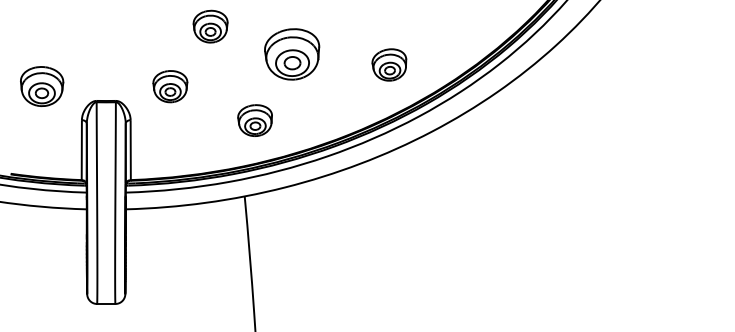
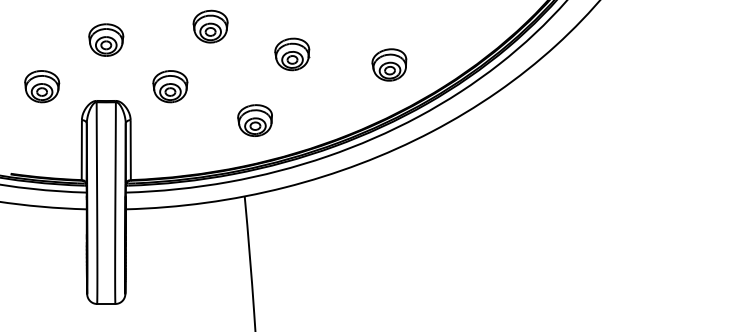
part: none -> present (106, 39)
part size: 57x53 px -> 37x35 px (292, 54)
part size: 45x41 px -> 37x34 px (42, 86)
